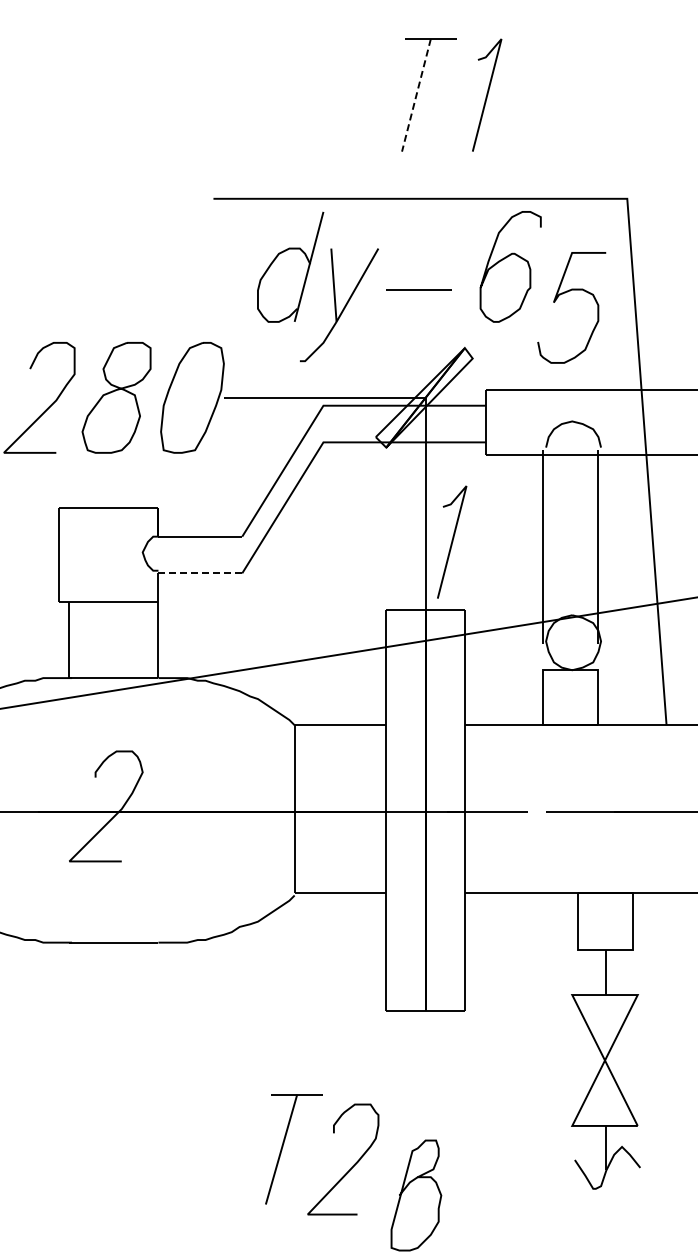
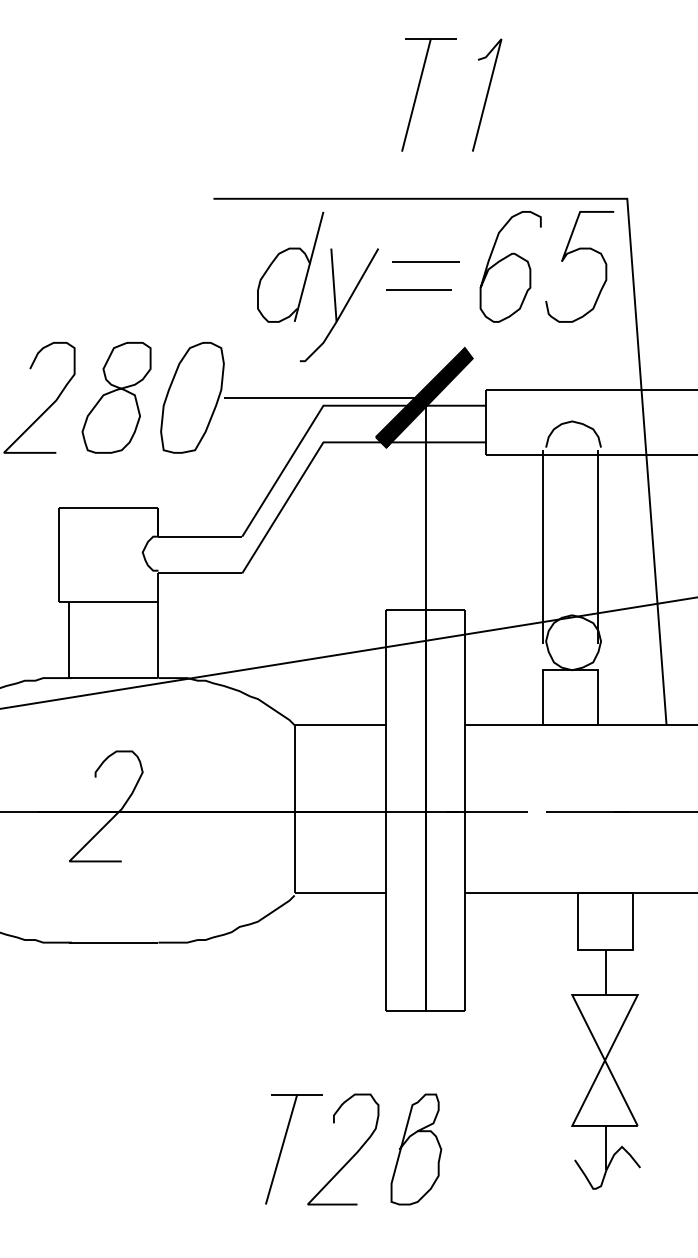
line: dashed -> solid (416, 95)
line: none -> present (425, 261)
curve position: (565, 293) -> (573, 252) (573, 252)
fill: none -> present (423, 397)
line: present -> none (452, 541)
line: dashed -> solid (200, 573)
curve position: (353, 1164) -> (353, 1154) (353, 1154)
curve position: (407, 1187) -> (407, 1141) (407, 1141)
